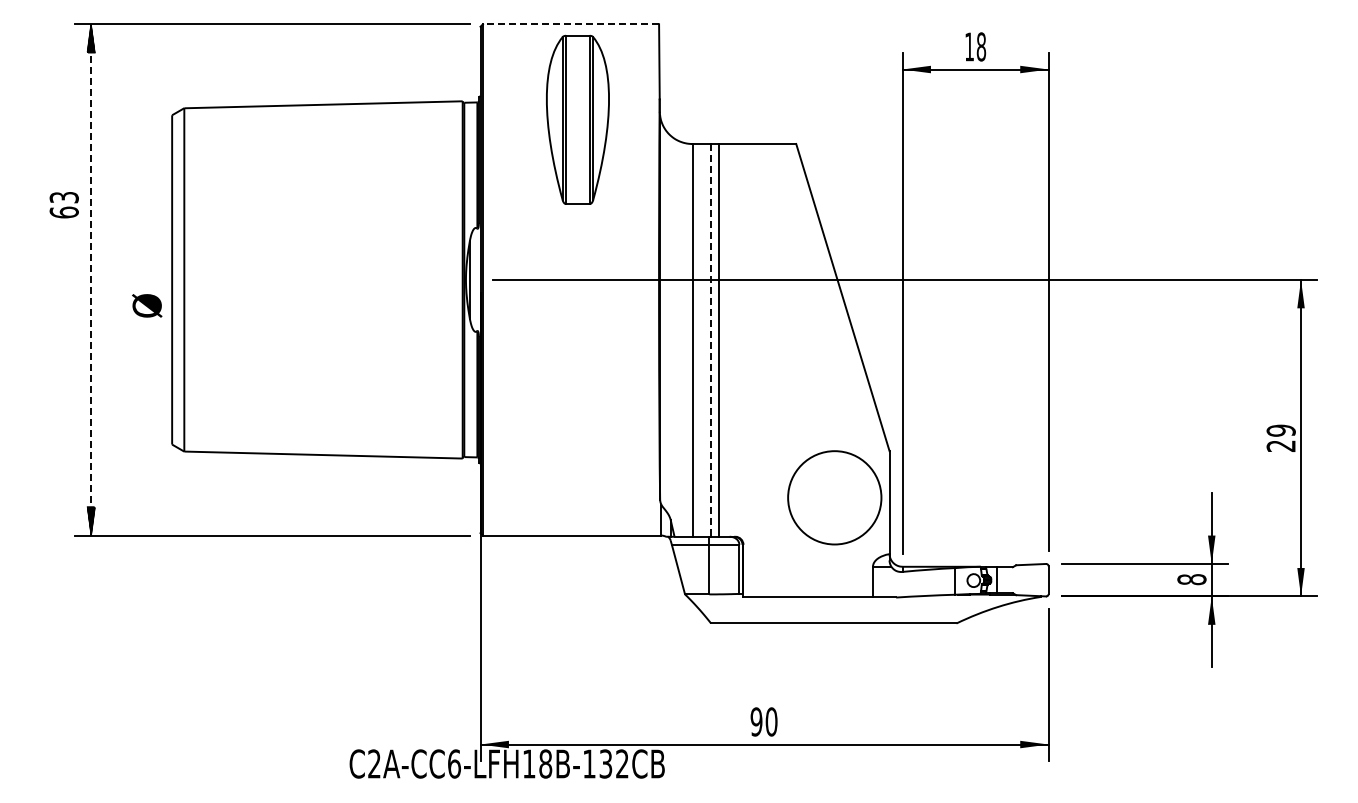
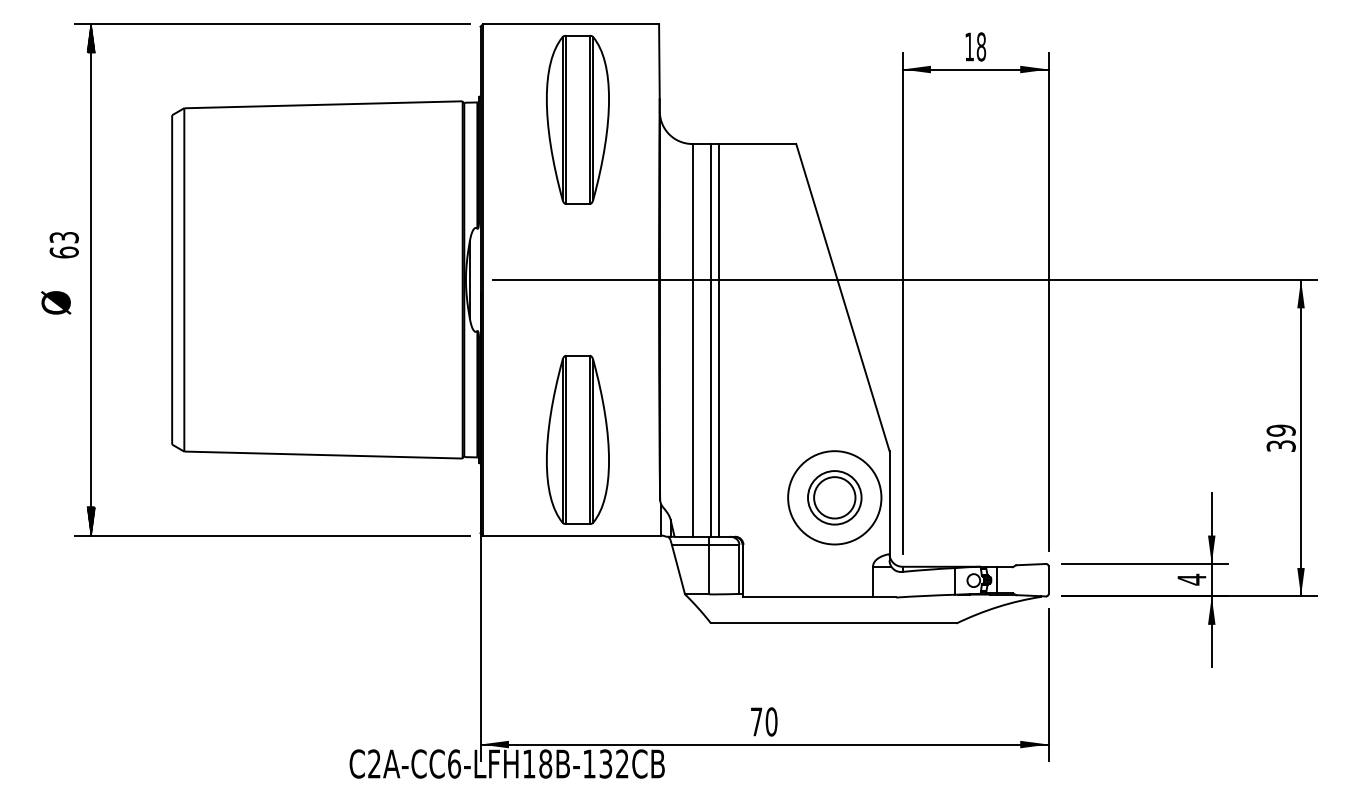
line: dashed -> solid (570, 24)
text position: (63, 205) -> (63, 245) (63, 245)
line: dashed -> solid (91, 279)
text position: (147, 305) -> (56, 302) (56, 302)
line: dashed -> solid (711, 340)
part: none -> present (577, 439)
text: 29 -> 39 (1281, 445)
part: none -> present (834, 497)
text: 8 -> 4 (1191, 579)
text: 90 -> 70 (756, 721)
